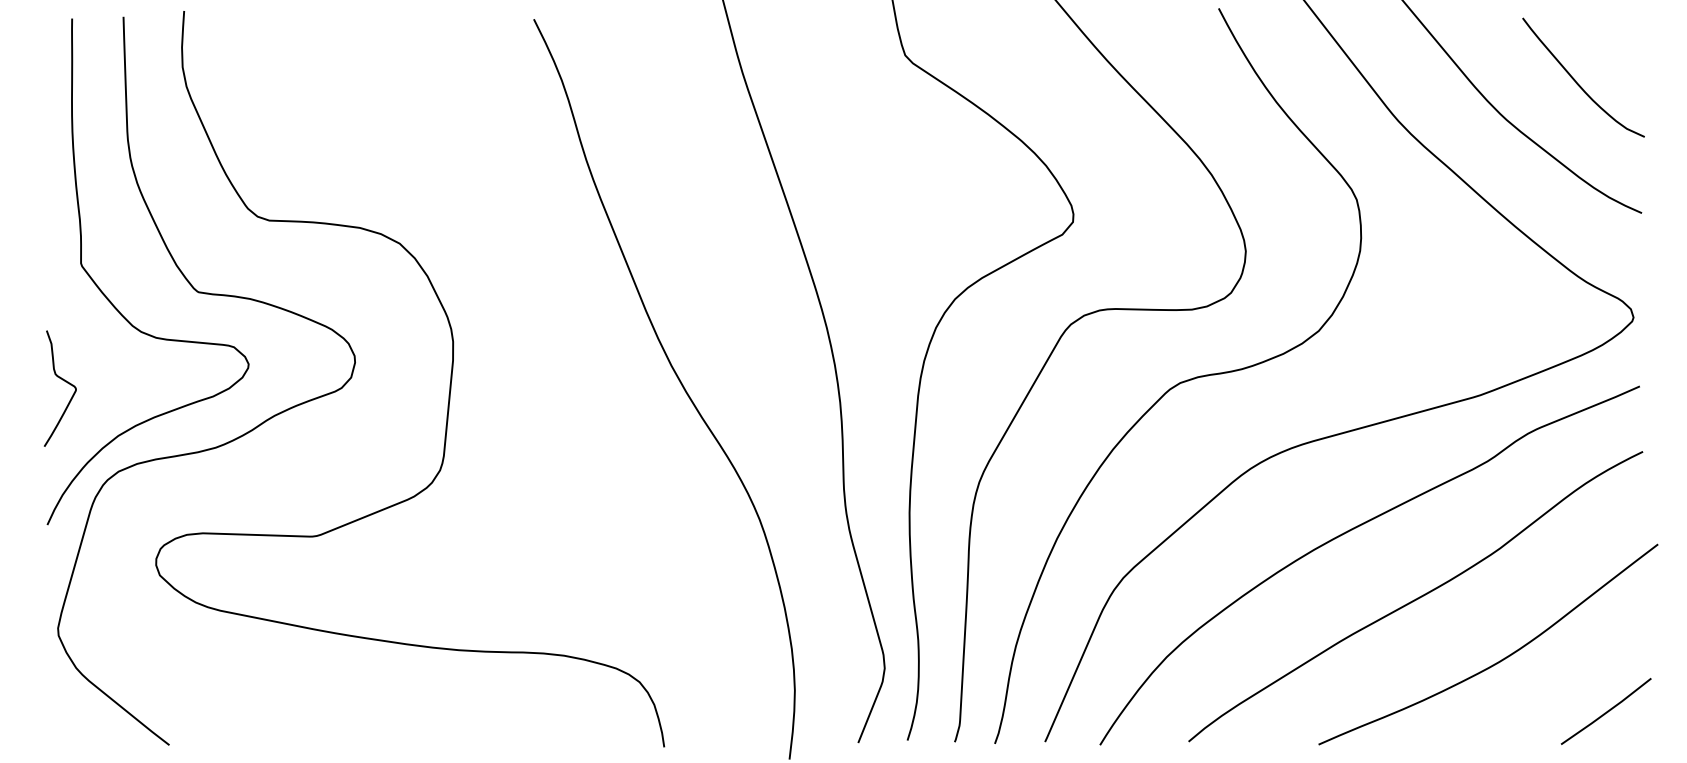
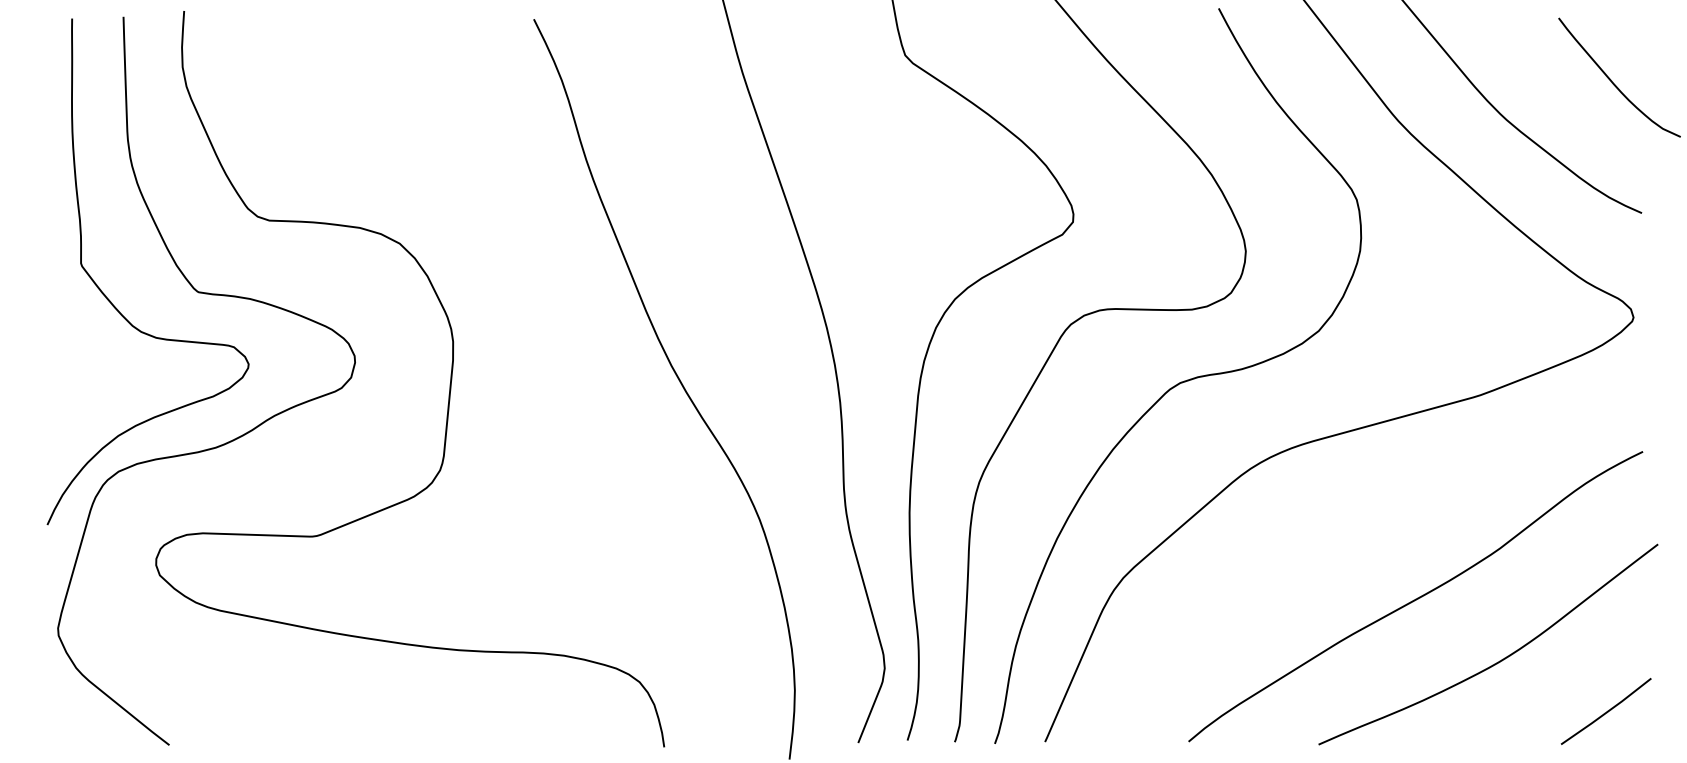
curve position: (1577, 82) -> (1613, 82) (1613, 82)
curve: present -> none (65, 382)
curve: present -> none (1352, 530)
